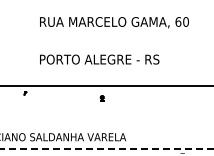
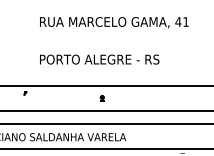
text: 60 -> 41 (181, 21)
line: none -> present (106, 111)
line: none -> present (106, 124)
line: dashed -> solid (107, 148)
